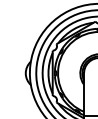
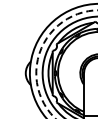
arc: solid -> dashed (40, 50)
